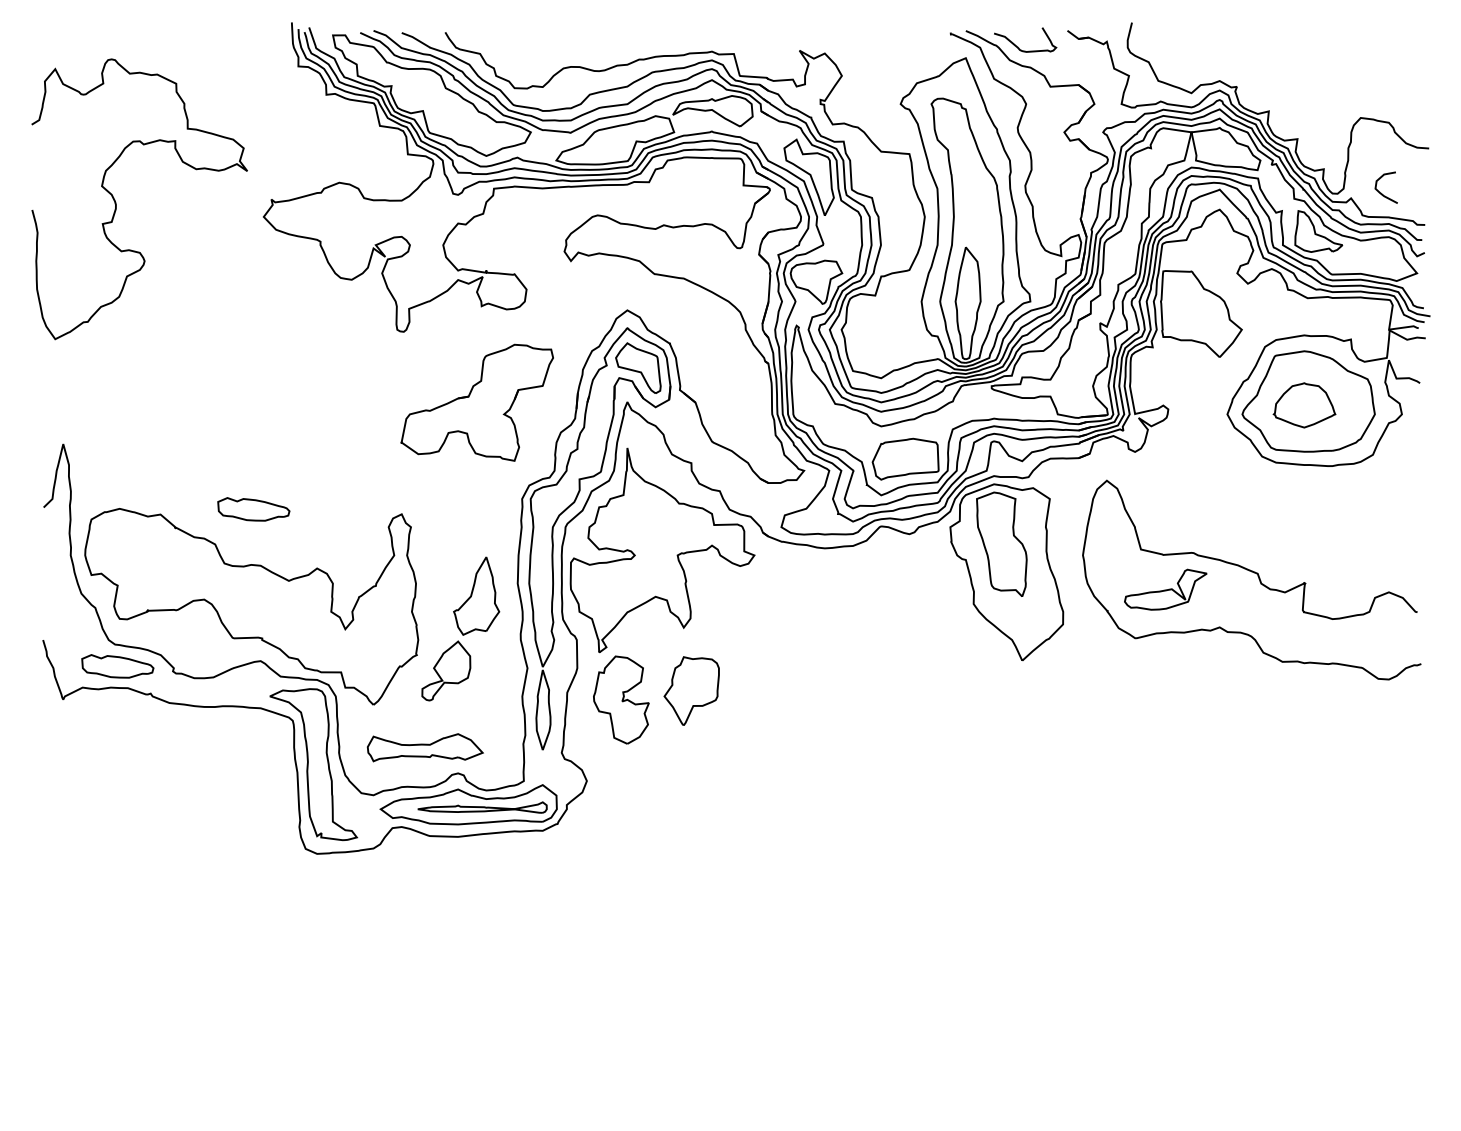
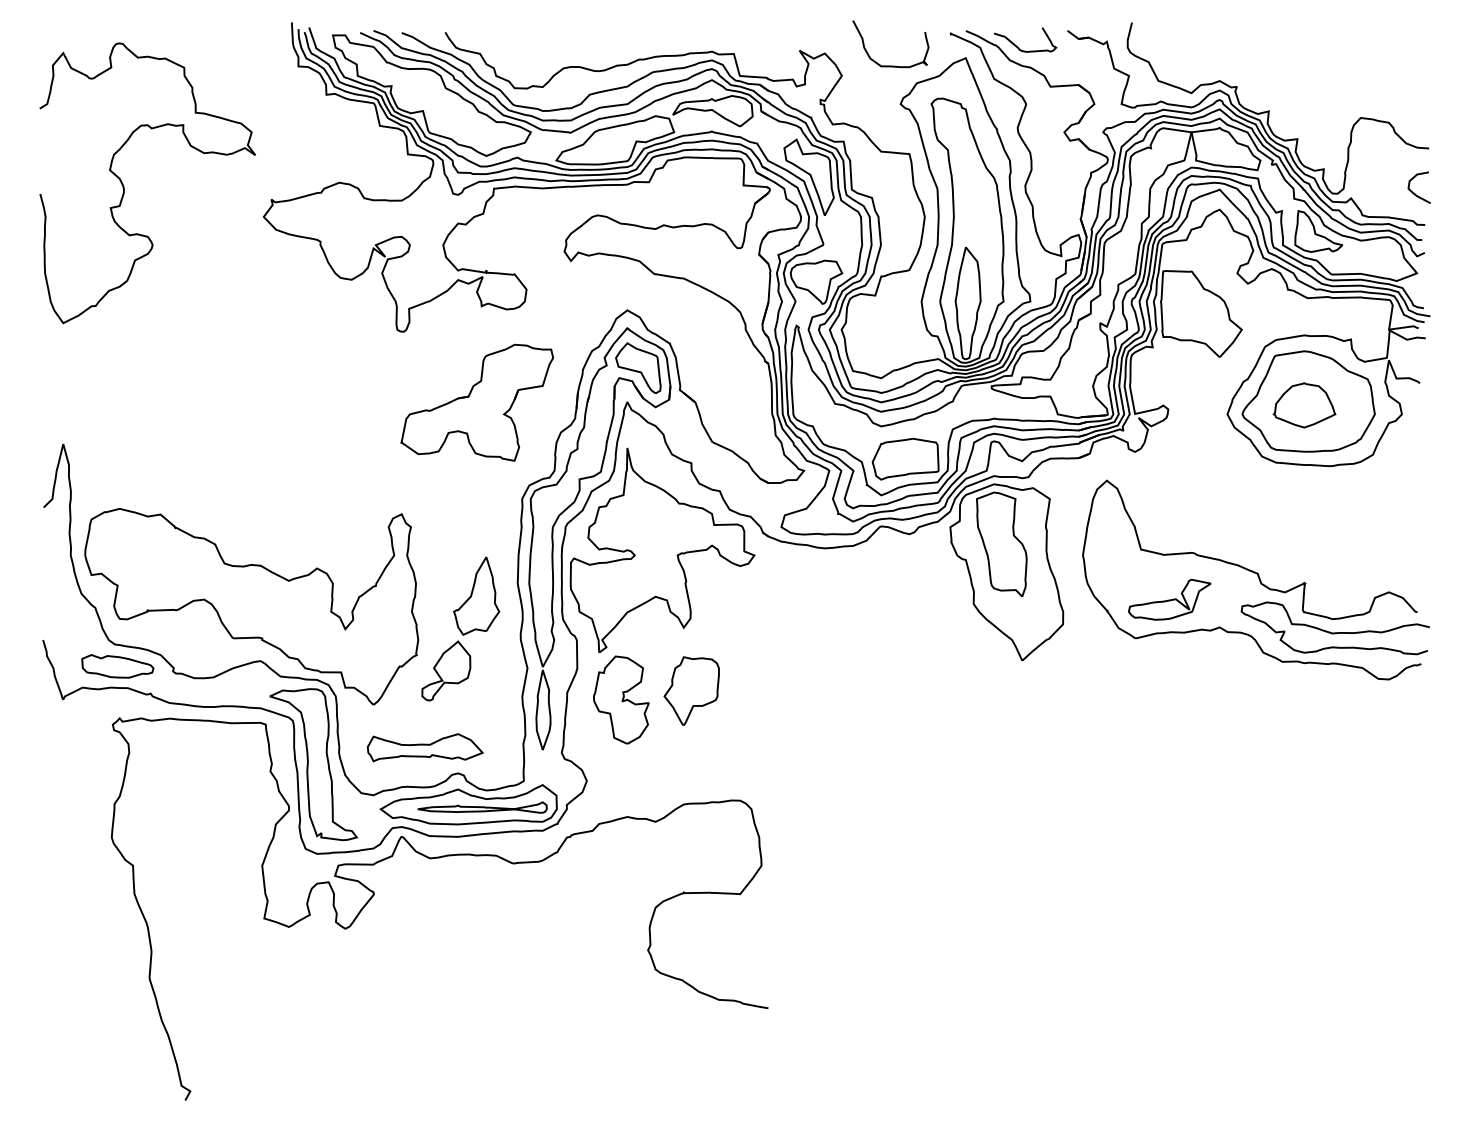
curve: none -> present (890, 65)
curve position: (1381, 192) -> (1414, 192) (1414, 192)
curve position: (116, 202) -> (124, 186) (124, 186)
part: present -> none (253, 509)
part position: (1165, 589) -> (1169, 599) (1169, 599)
curve: none -> present (1334, 632)
curve: none -> present (431, 859)
